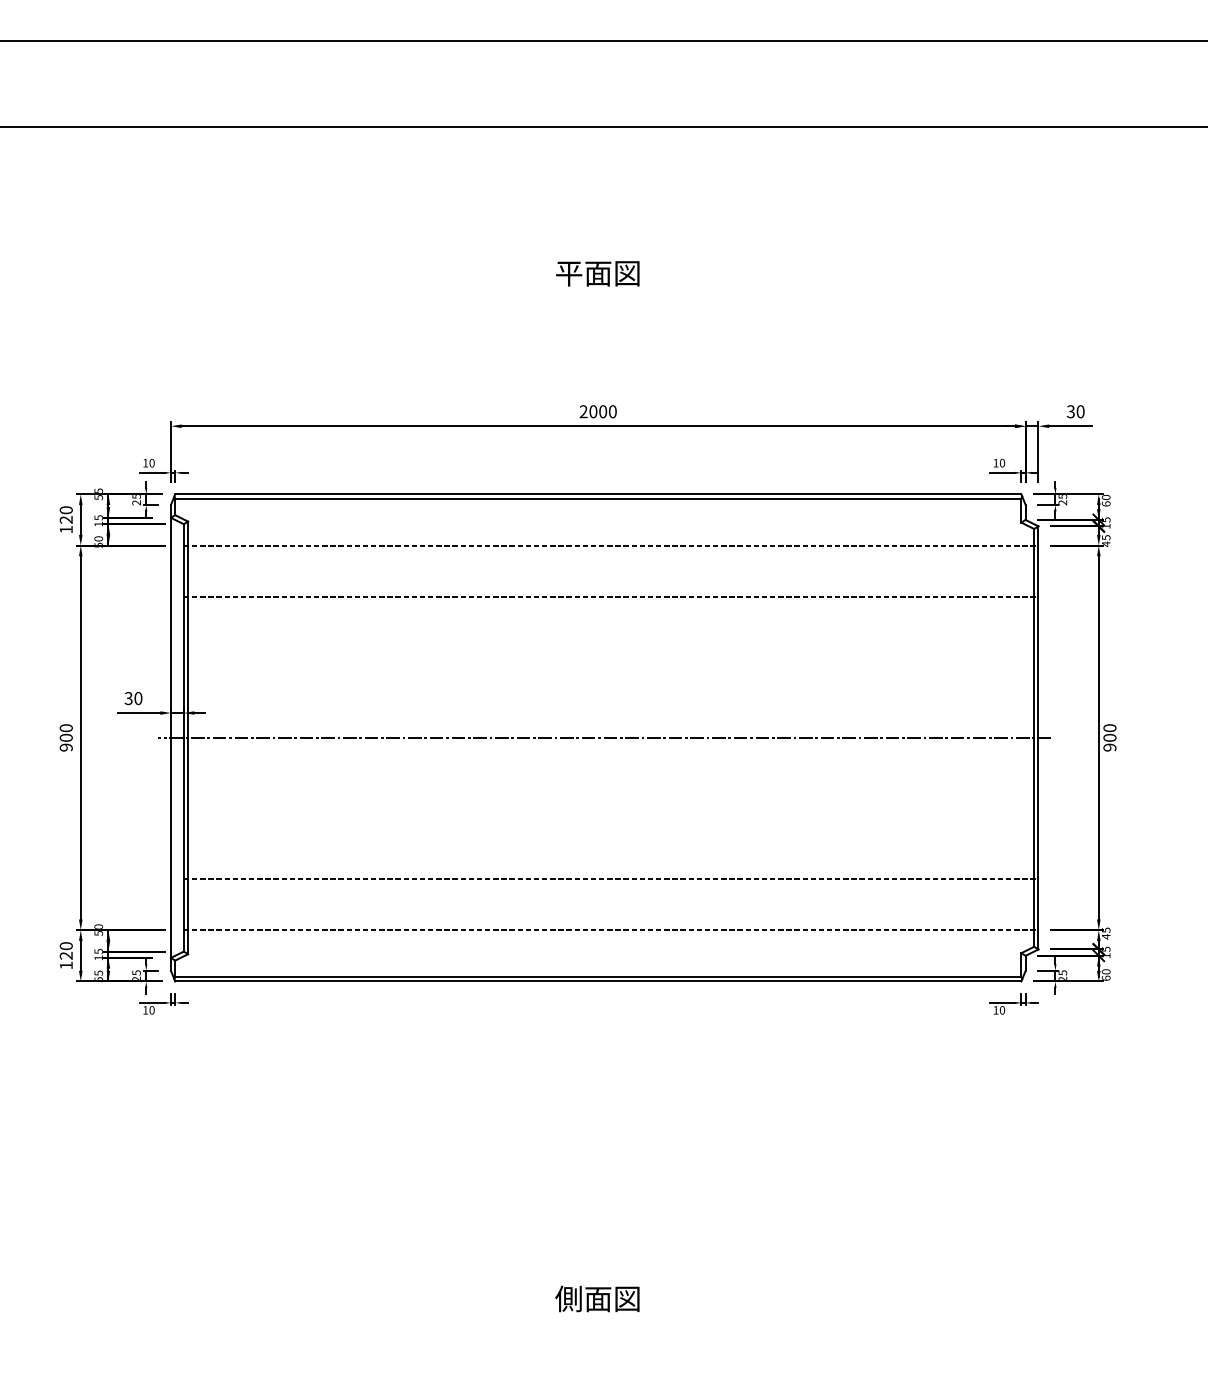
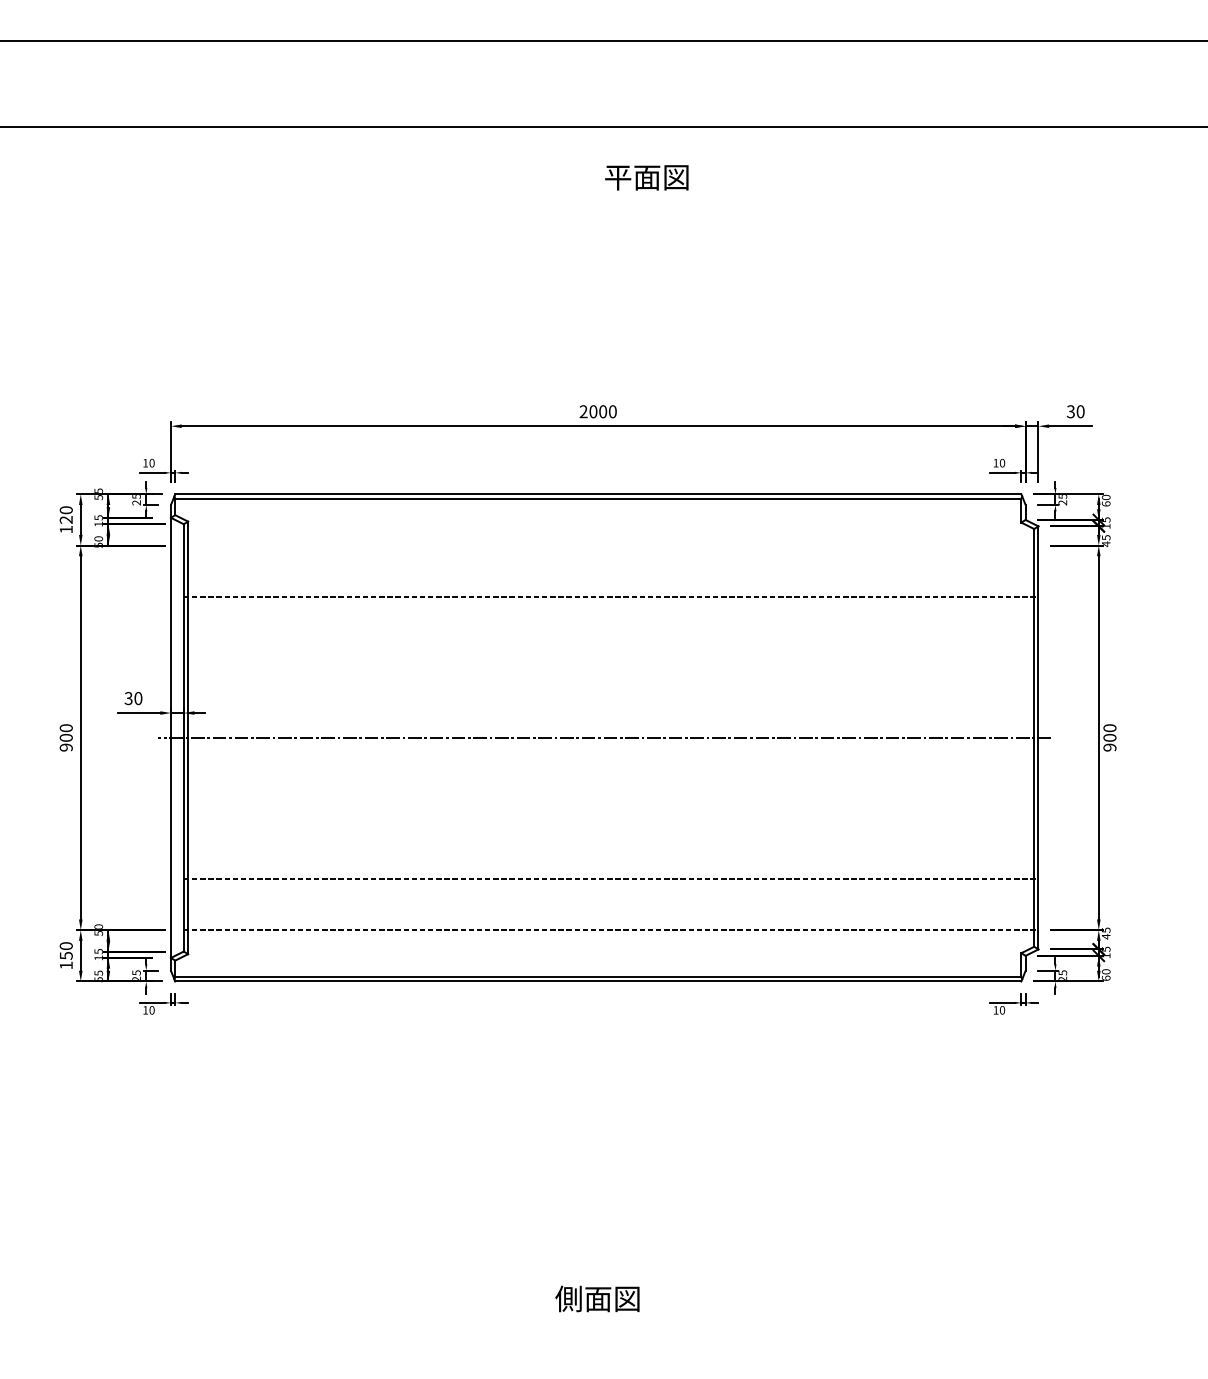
text position: (597, 273) -> (646, 177) (646, 177)
line: present -> none (610, 545)
text: 120 -> 150 (65, 955)
